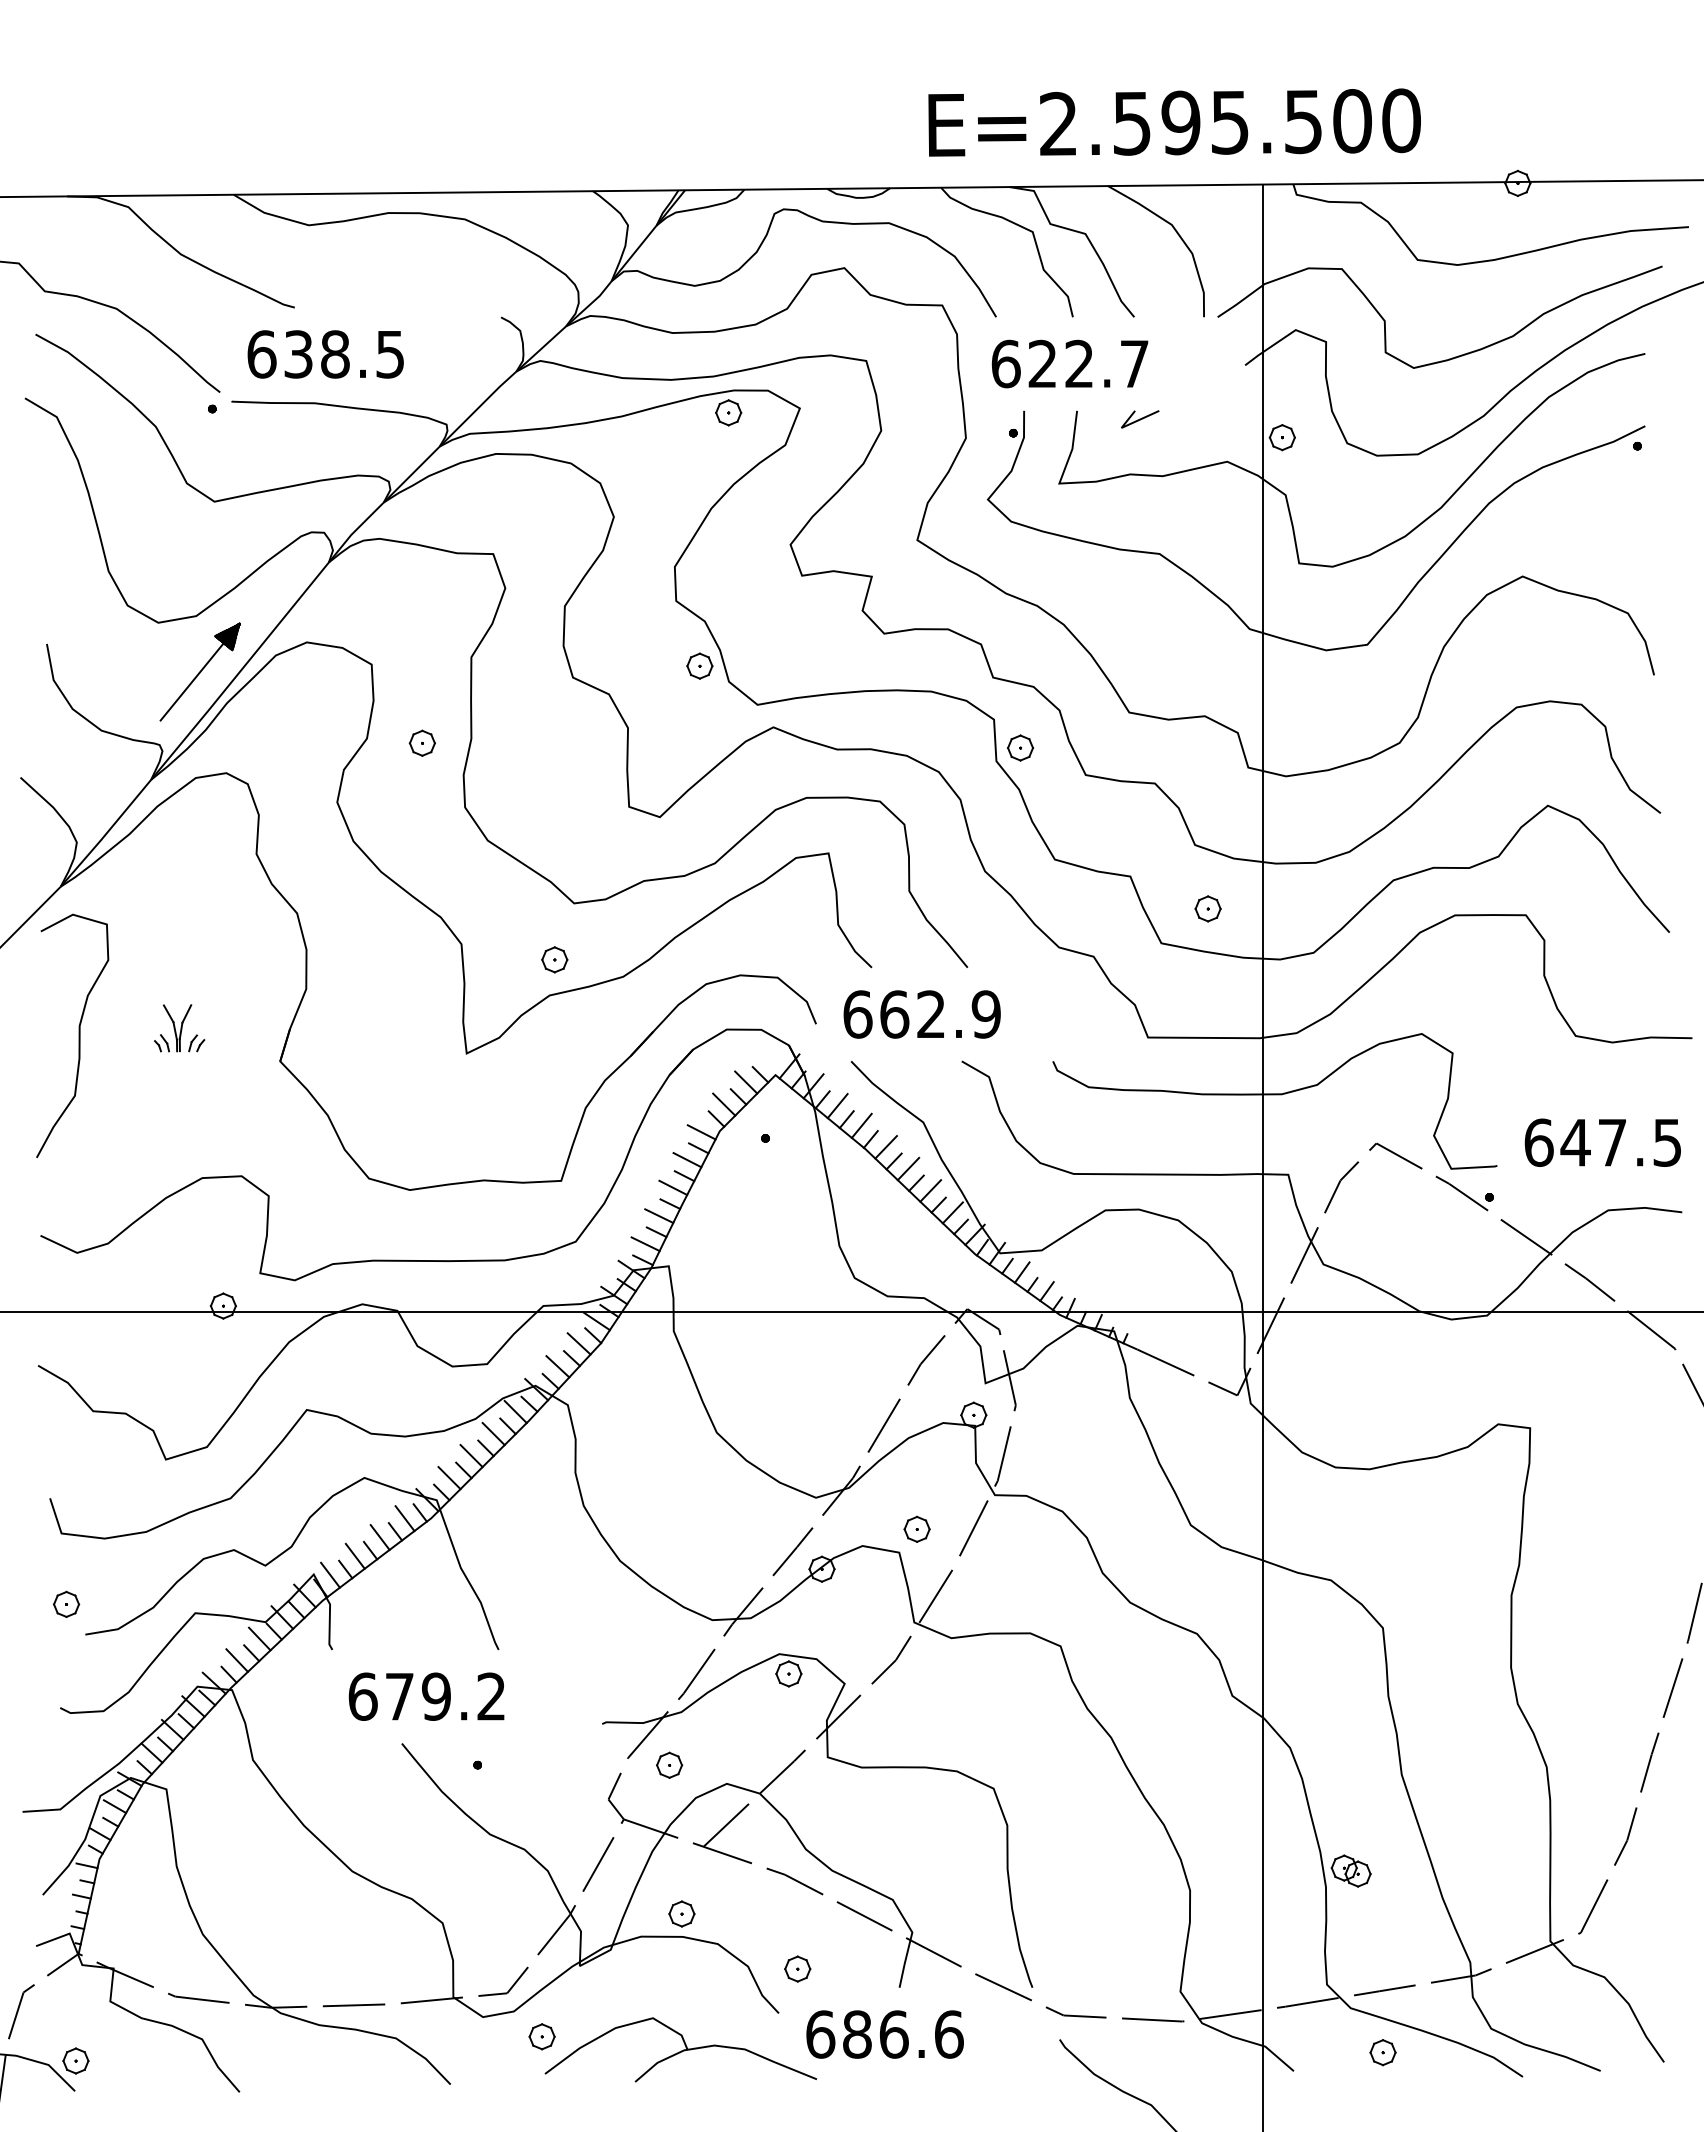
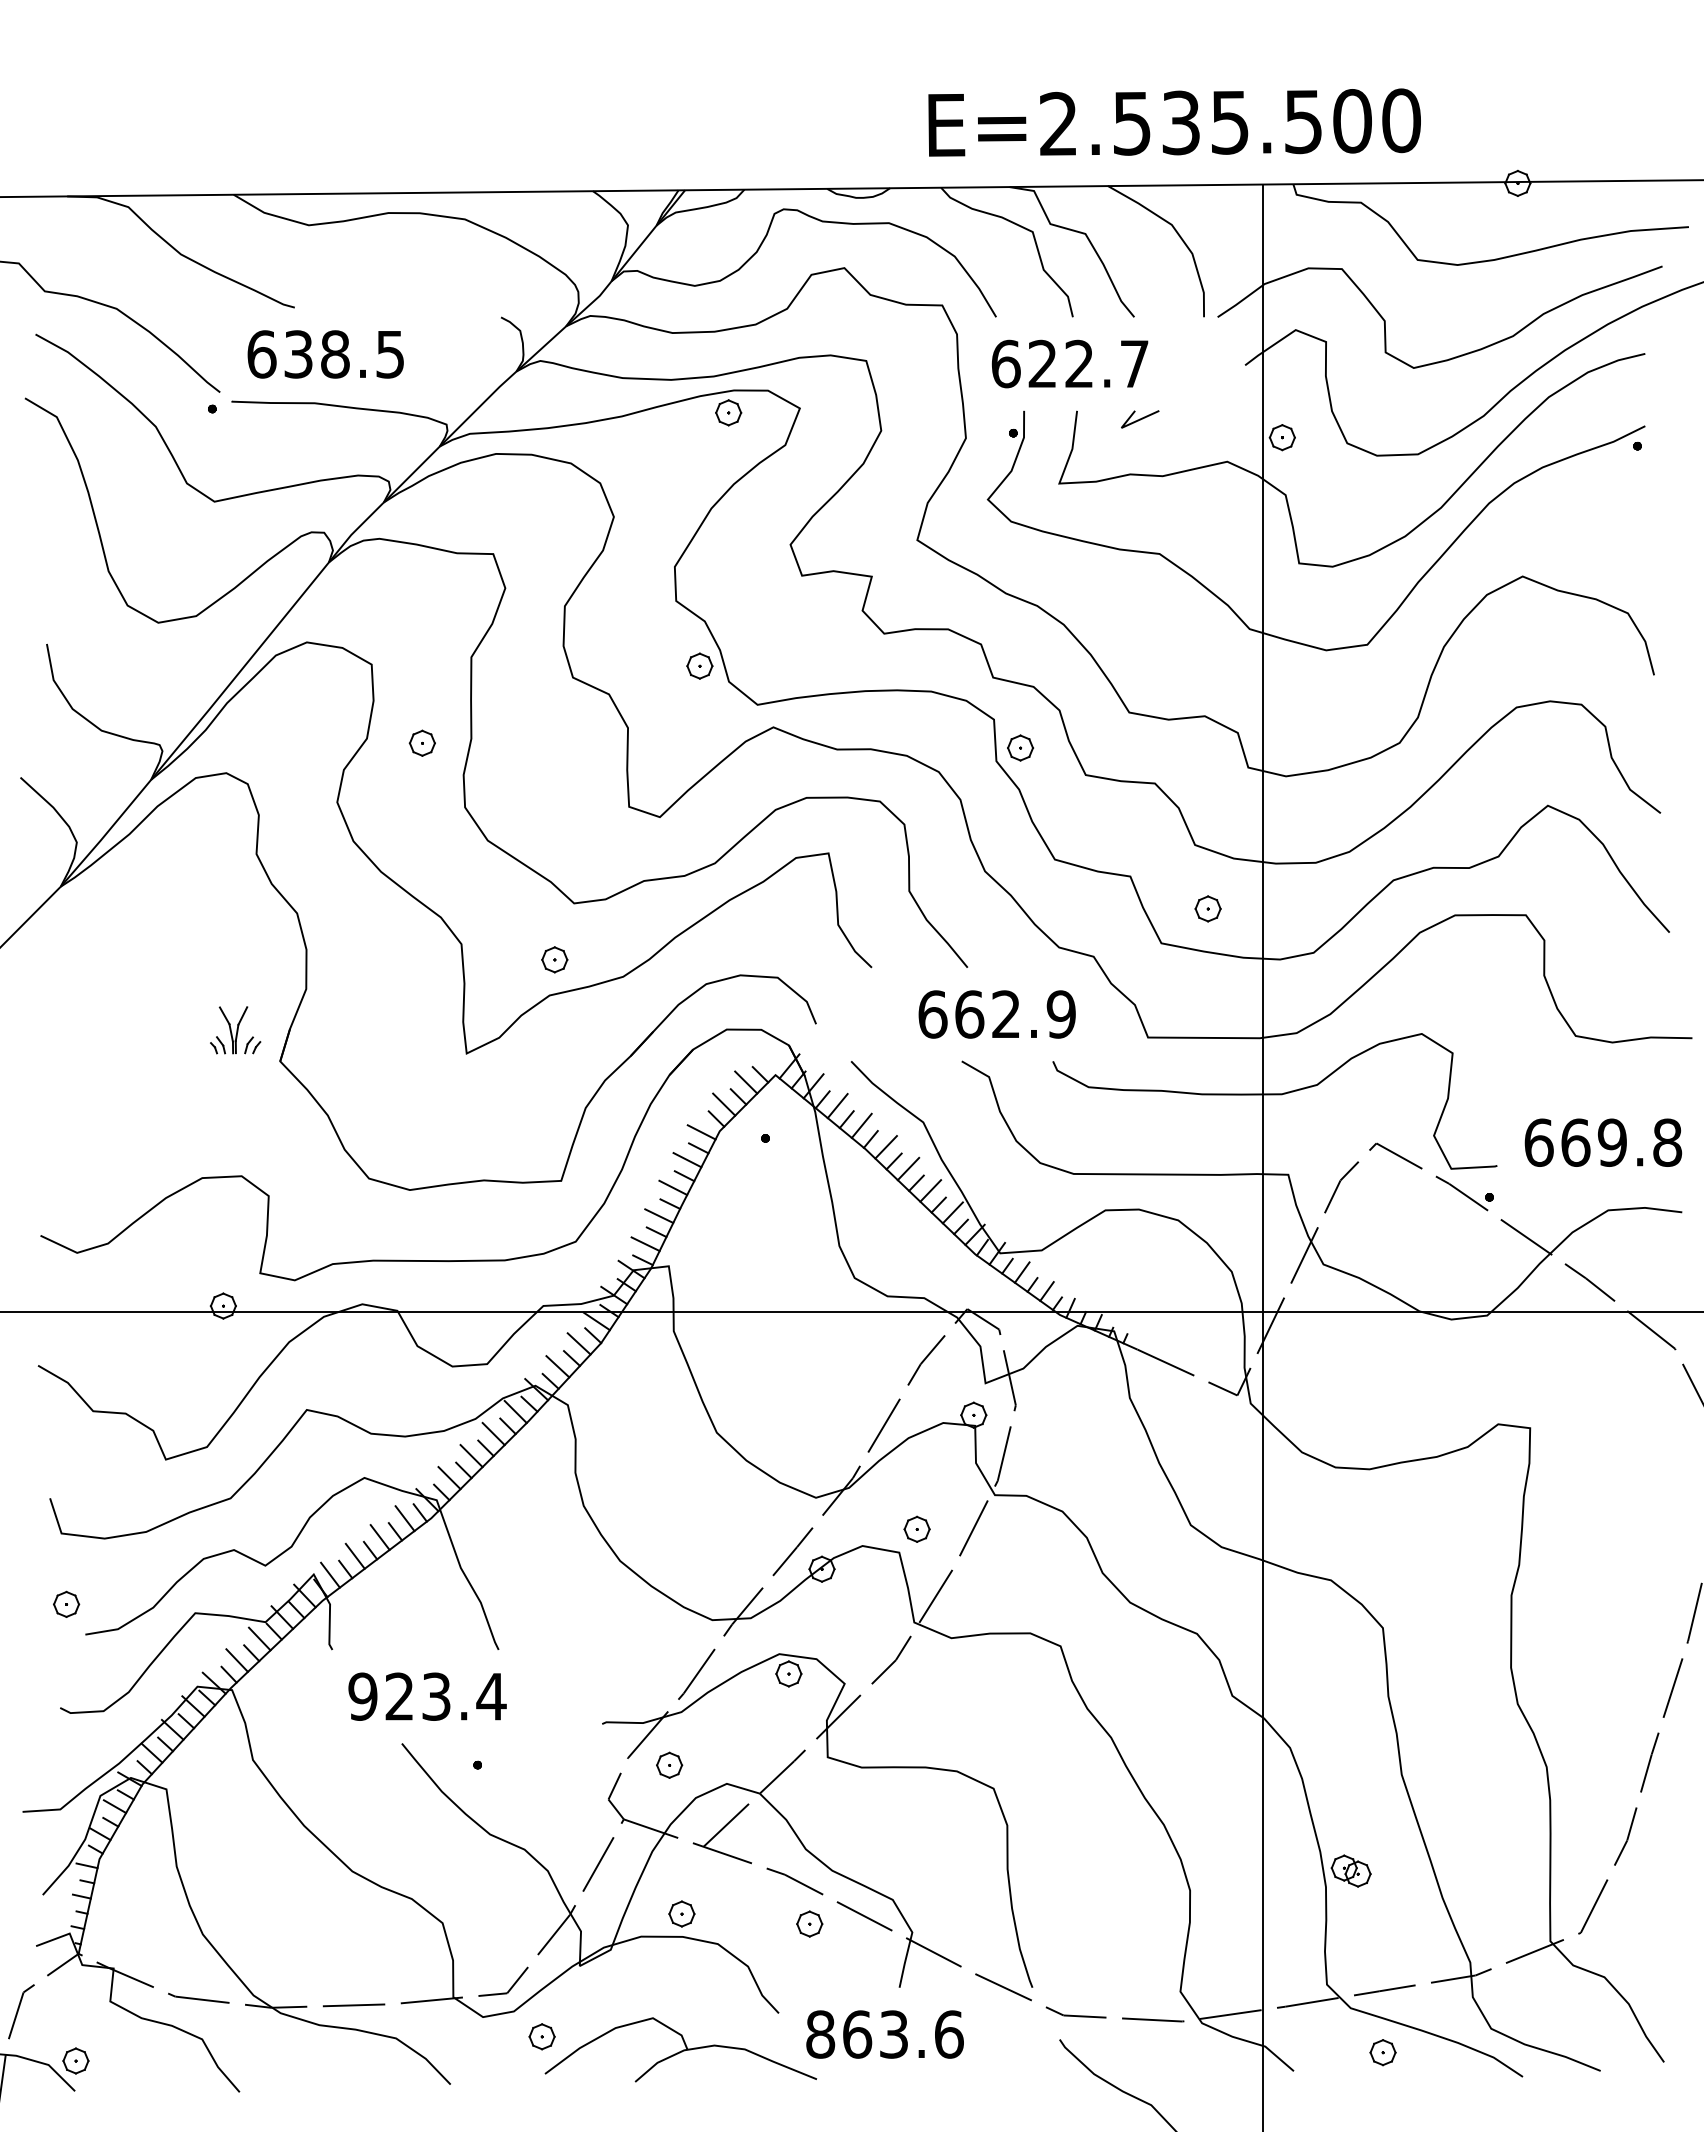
text: E=2.595.500 -> E=2.535.500 (1180, 122)
part: present -> none (199, 671)
text position: (921, 1014) -> (996, 1014) (996, 1014)
part position: (179, 1028) -> (235, 1030) (235, 1030)
curve: present -> none (78, 1035)
text: 647.5 -> 669.8 (1621, 1142)
text: 679.2 -> 923.4 (427, 1696)
part position: (797, 1968) -> (809, 1923) (809, 1923)
text: 686.6 -> 863.6 (857, 2034)
